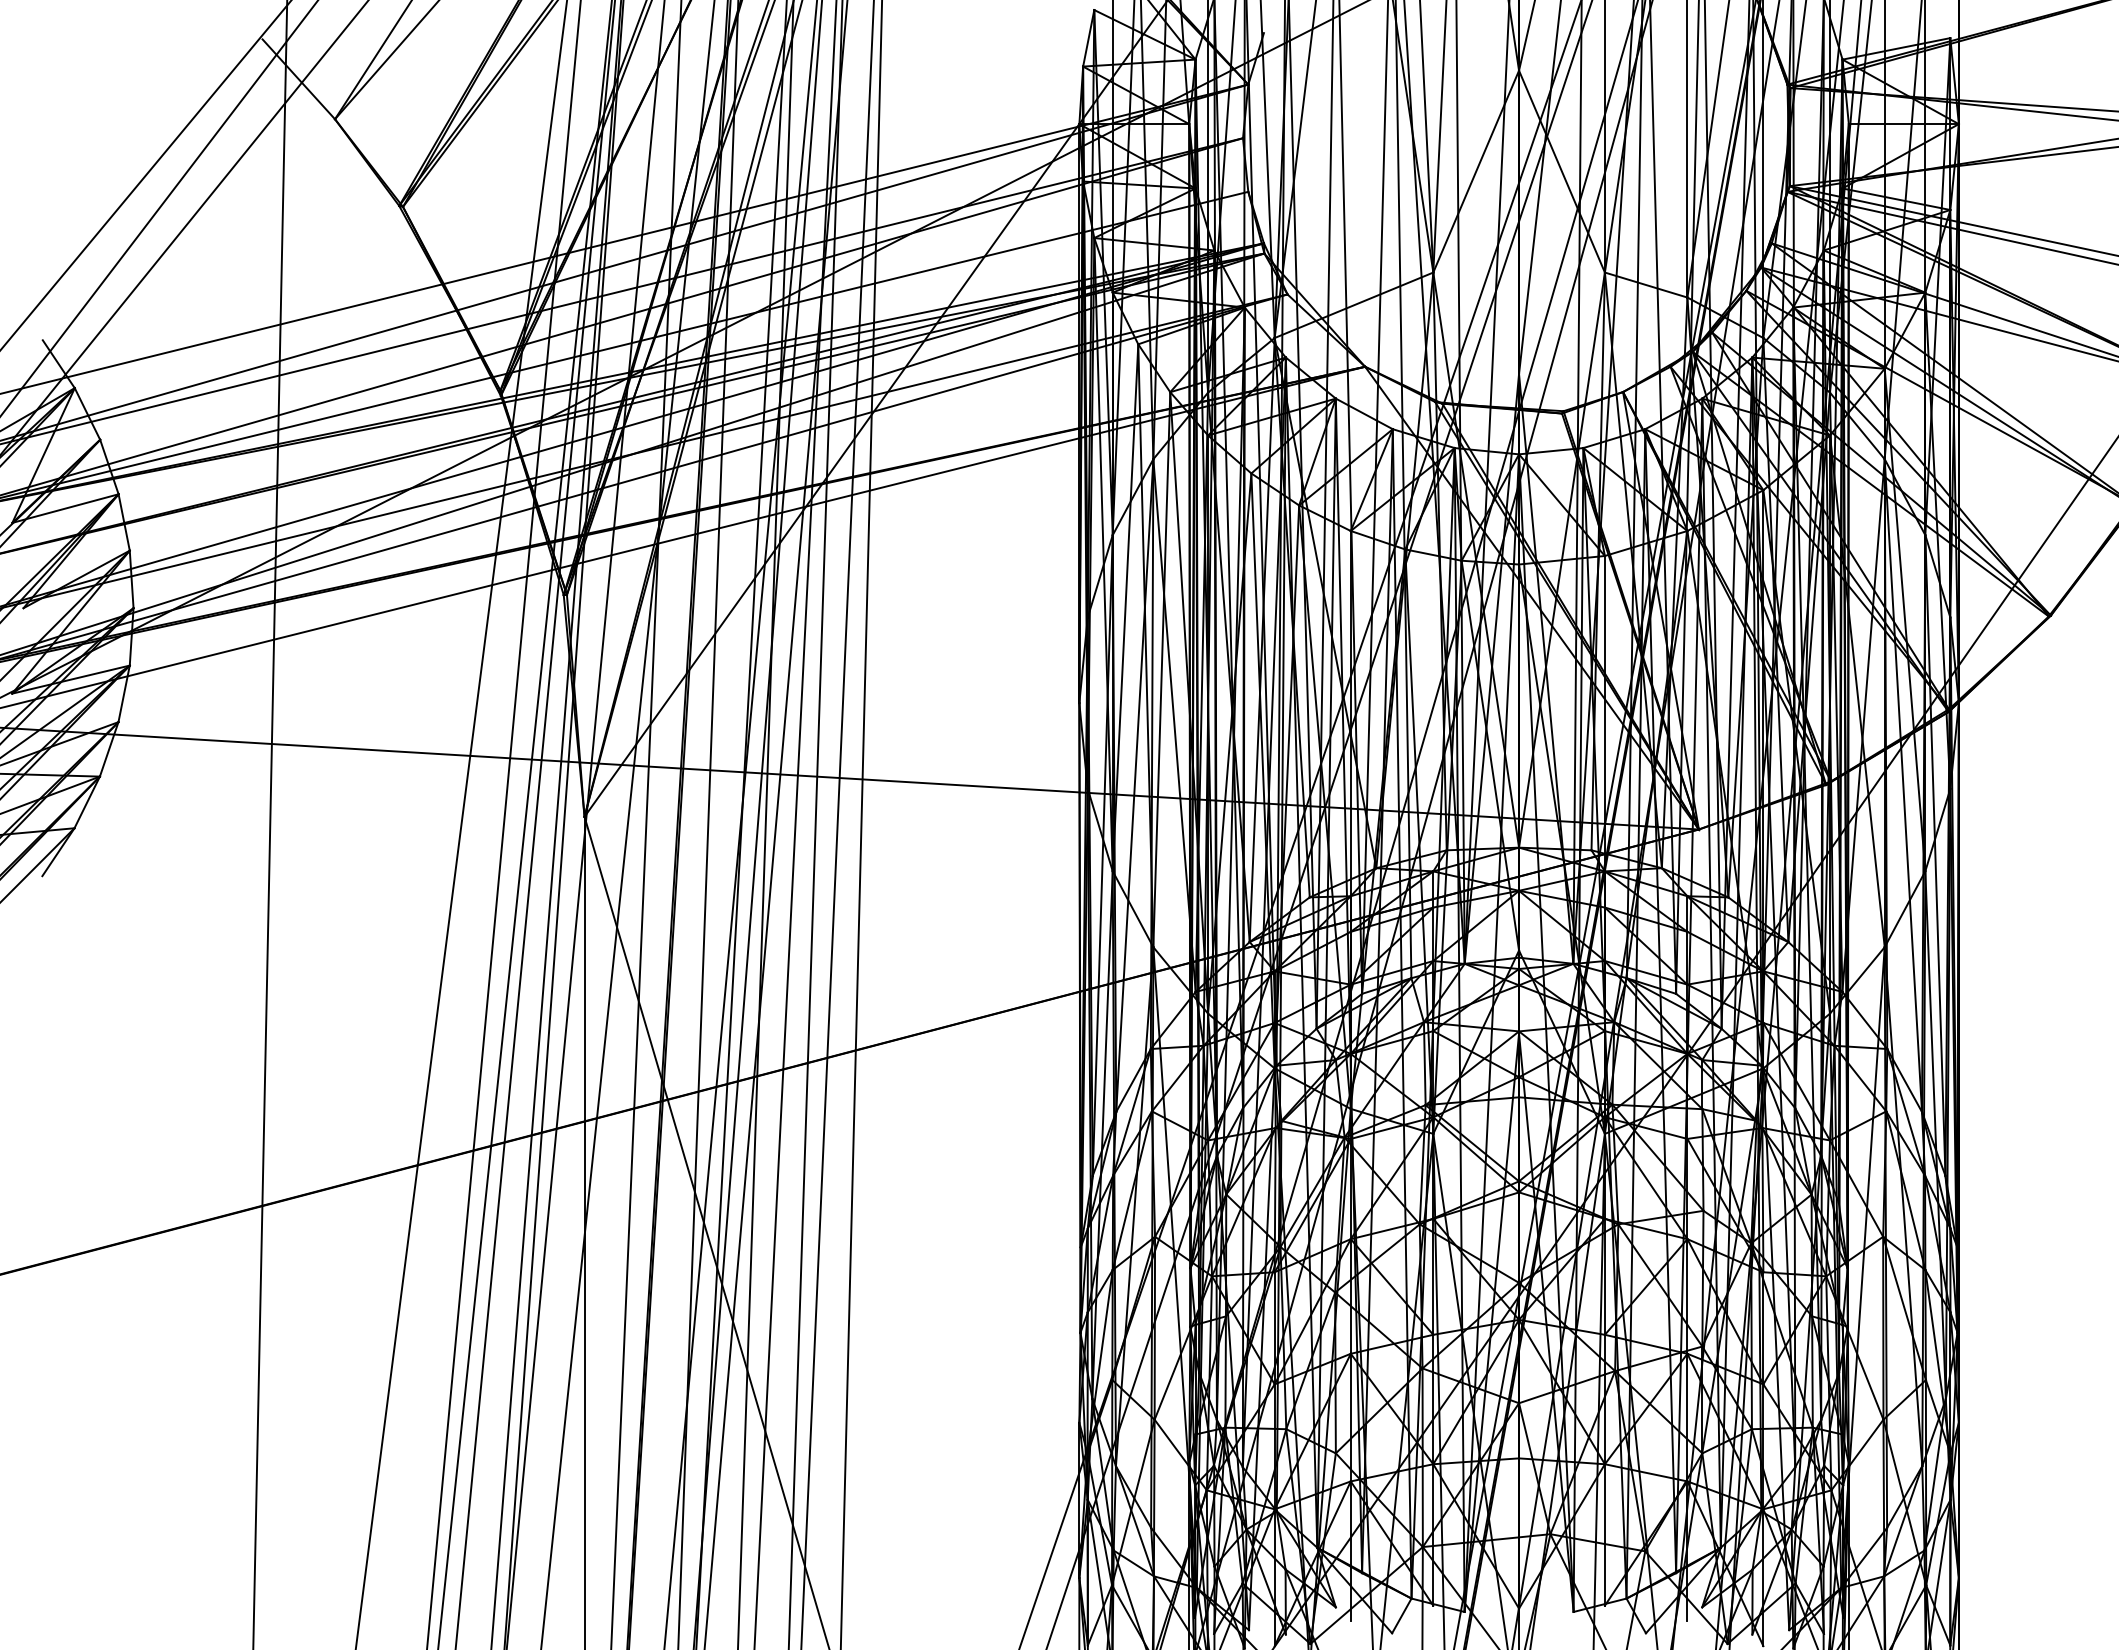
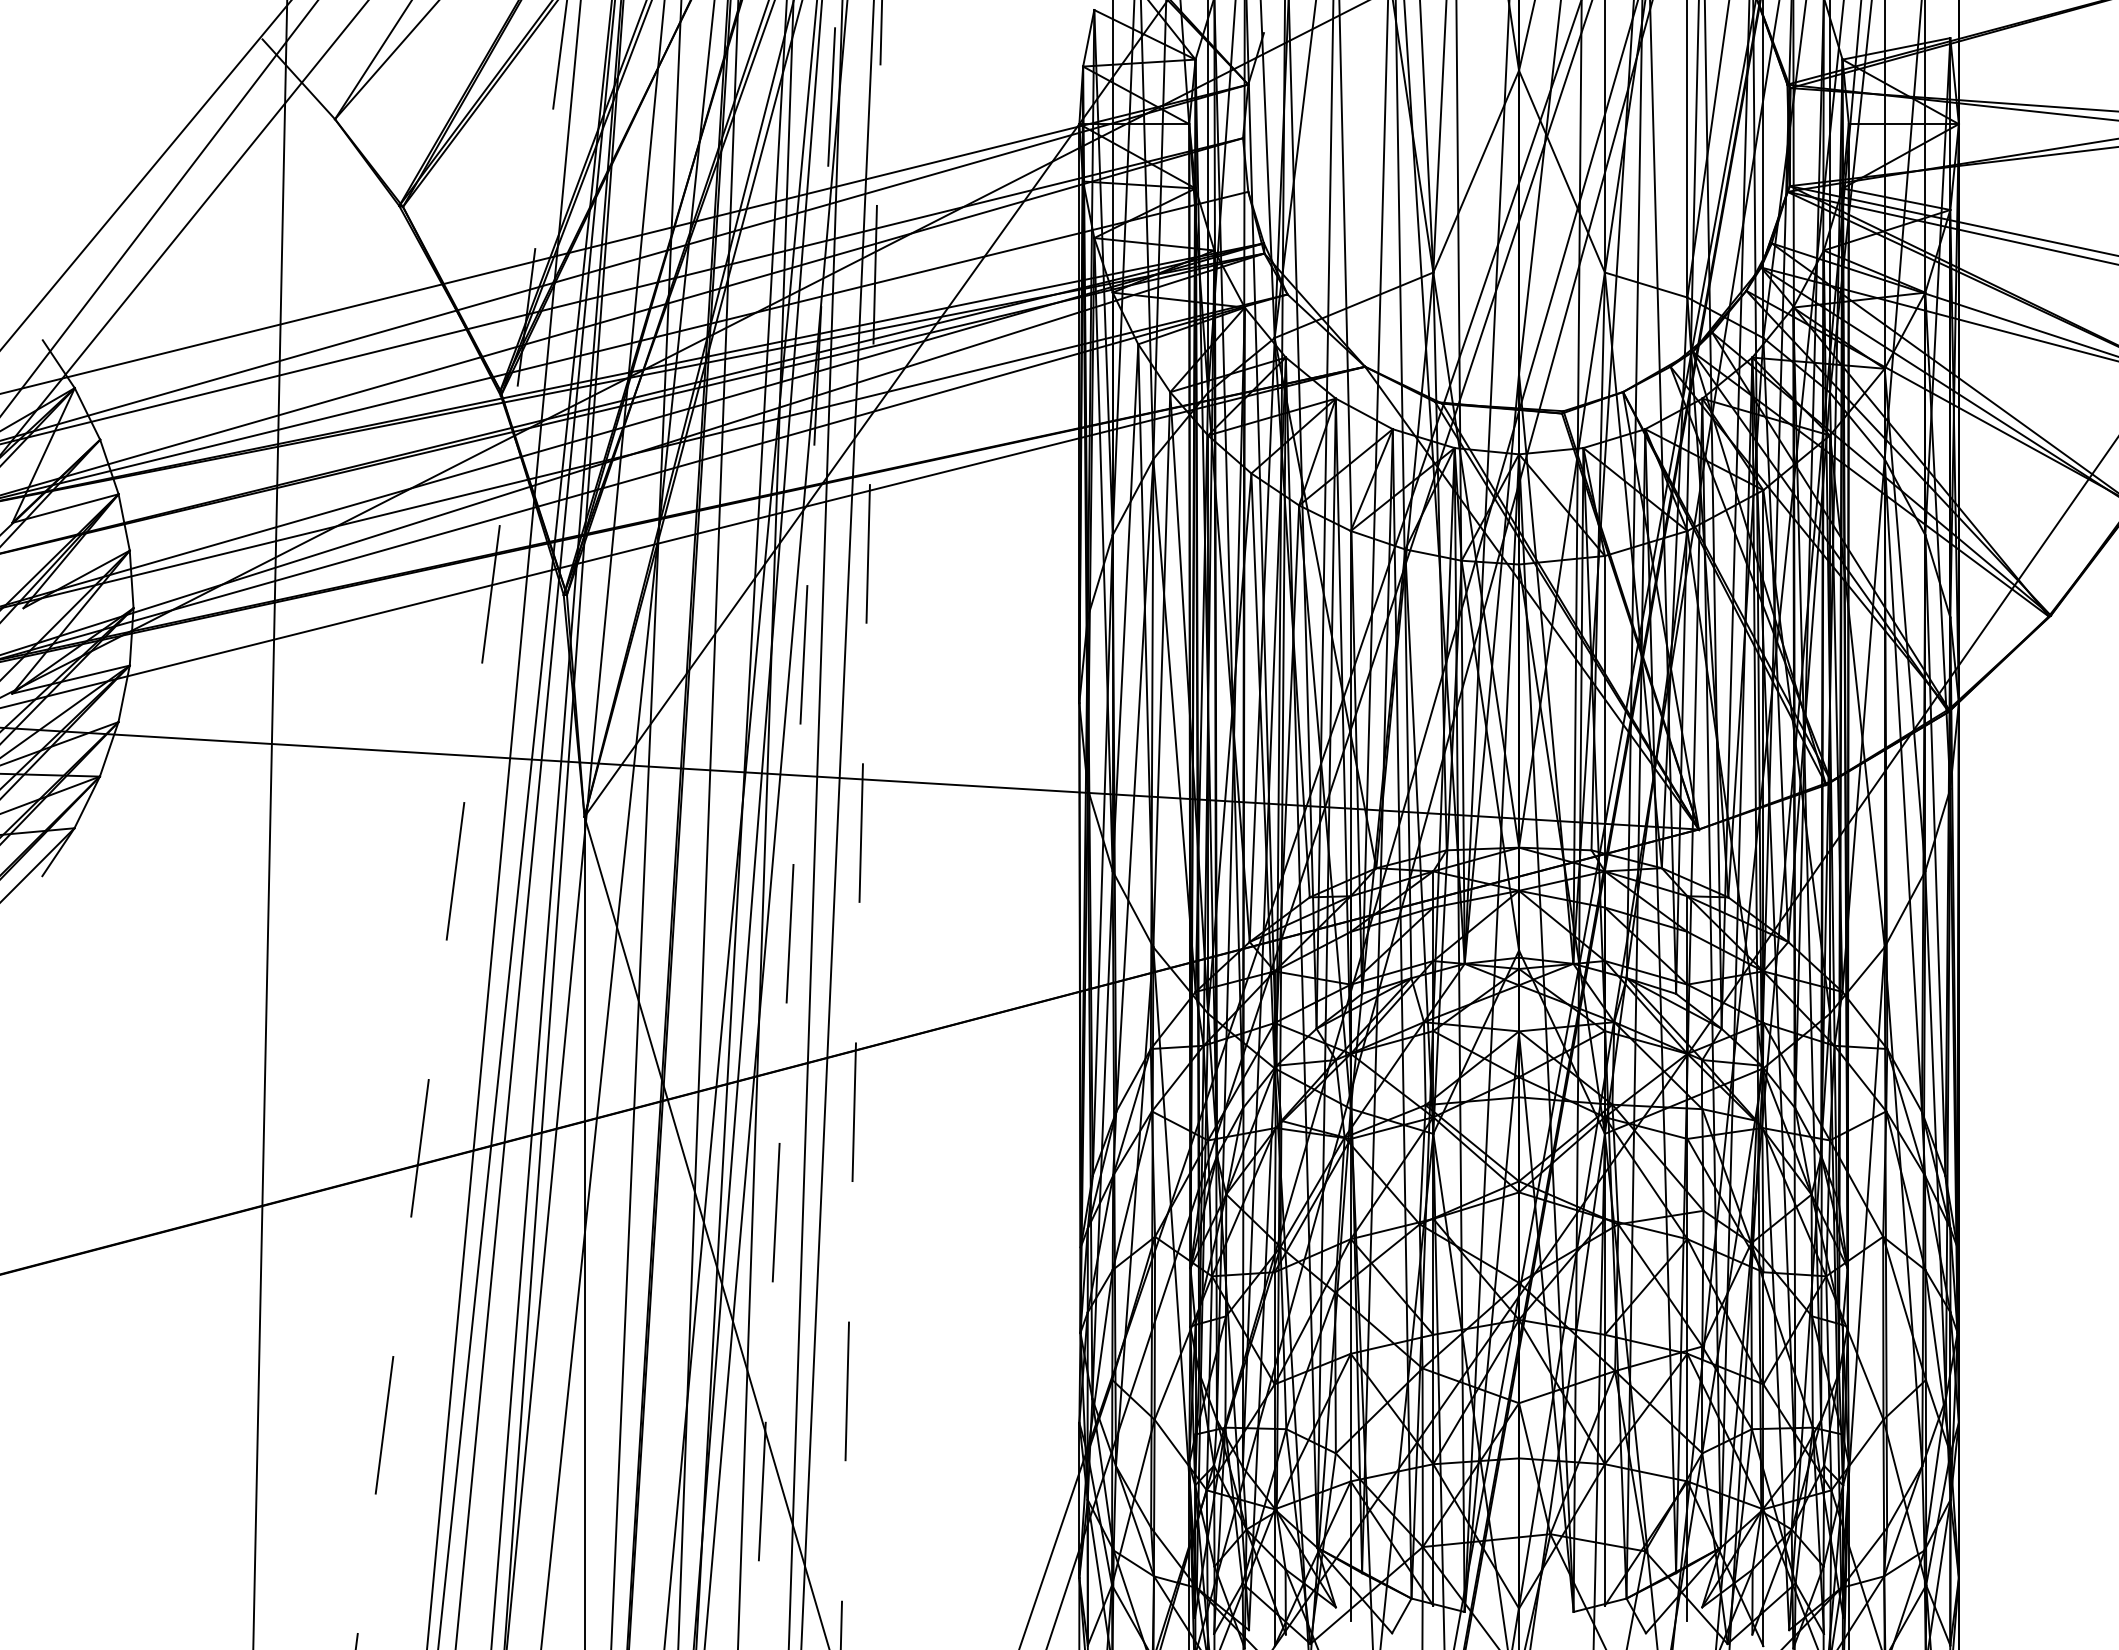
line: solid -> dashed (795, 824)
line: solid -> dashed (861, 824)
line: solid -> dashed (461, 825)
